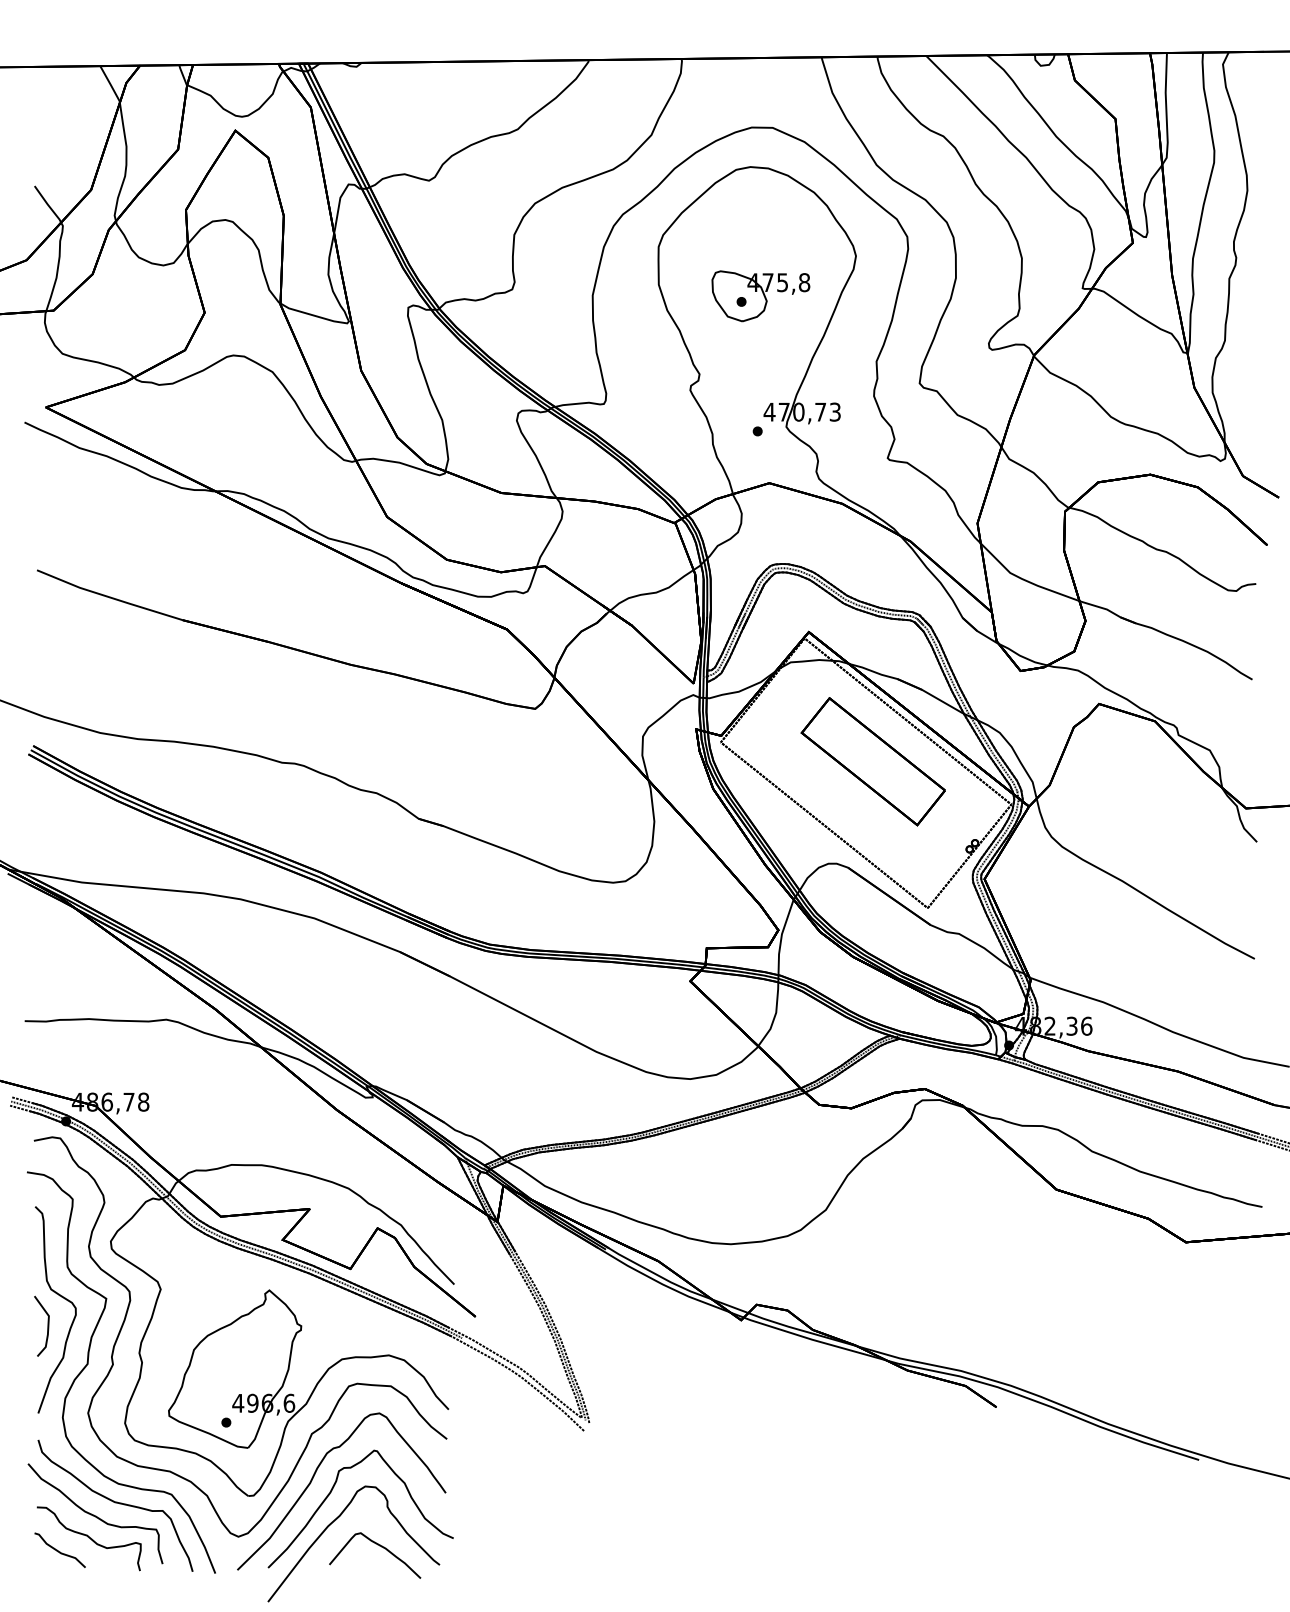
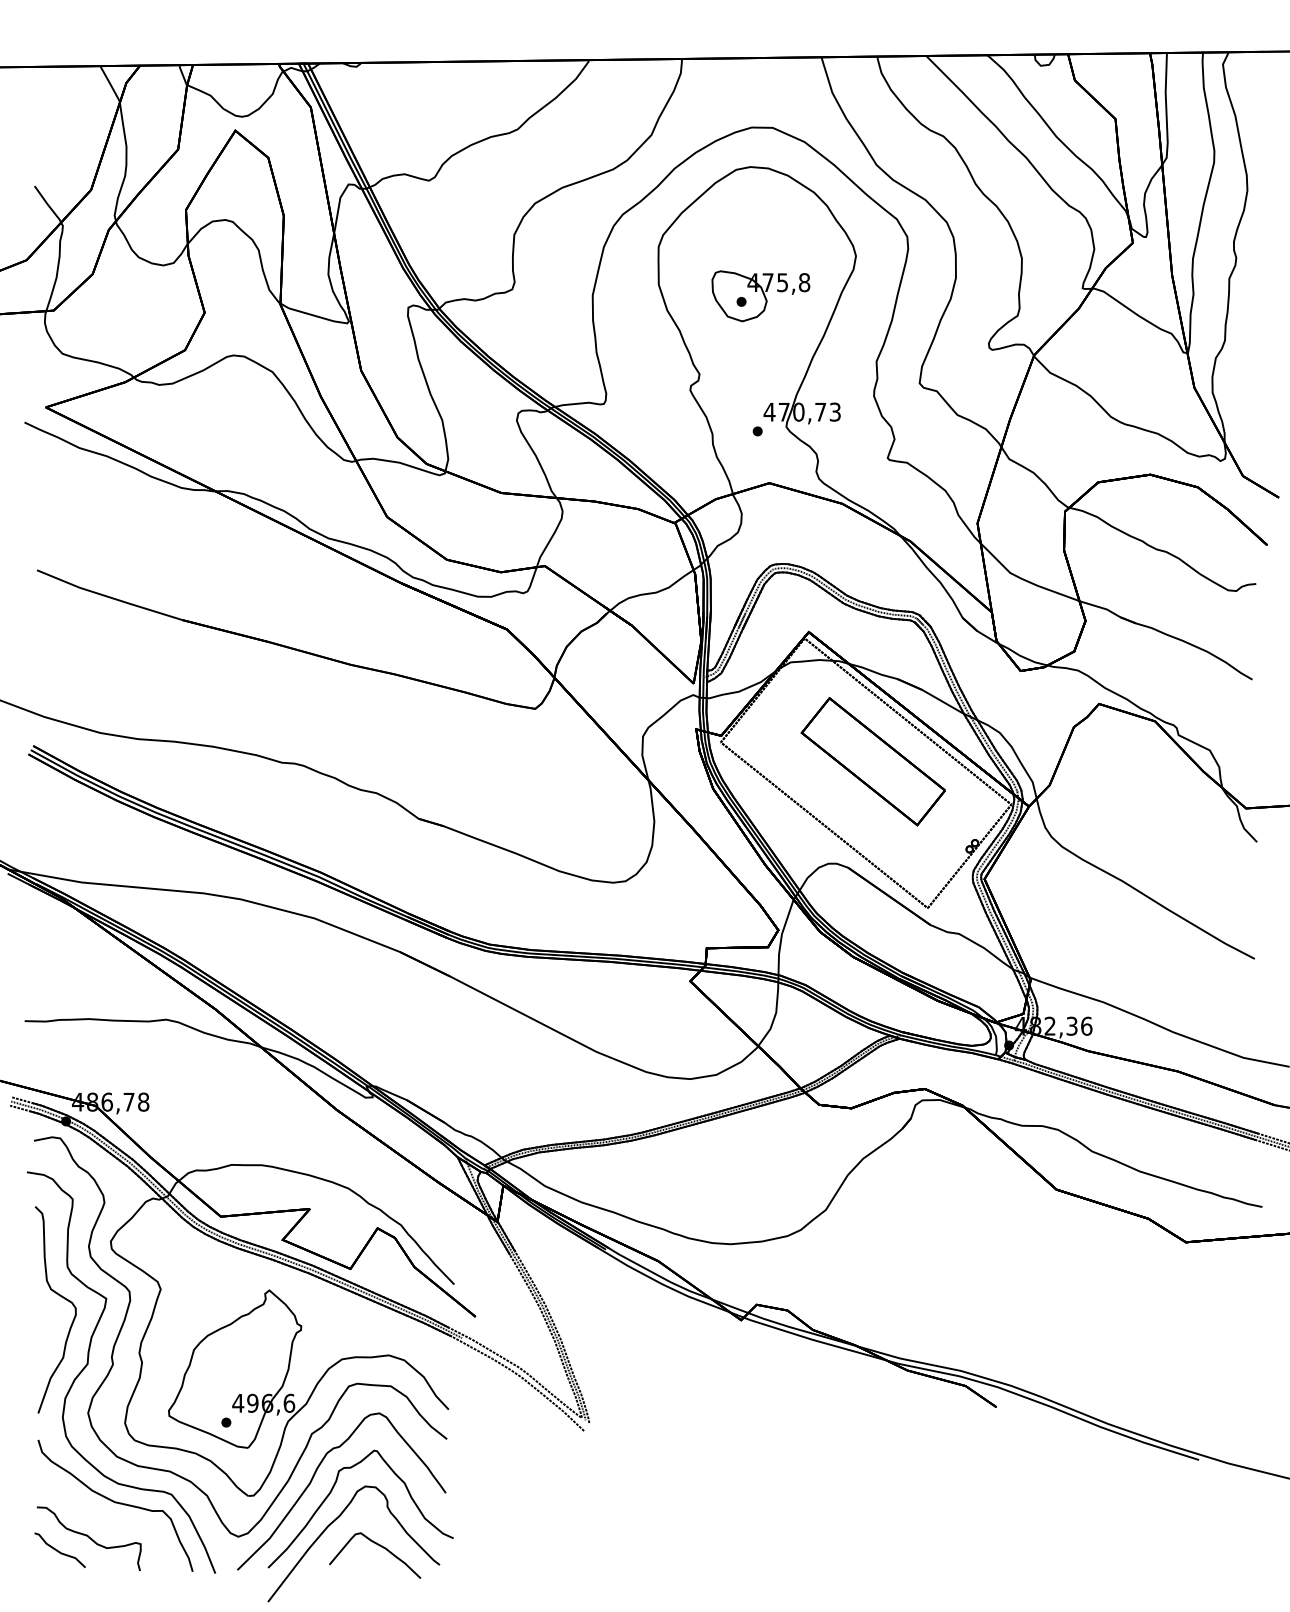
line: present -> none (47, 1325)
curve: present -> none (94, 1514)
